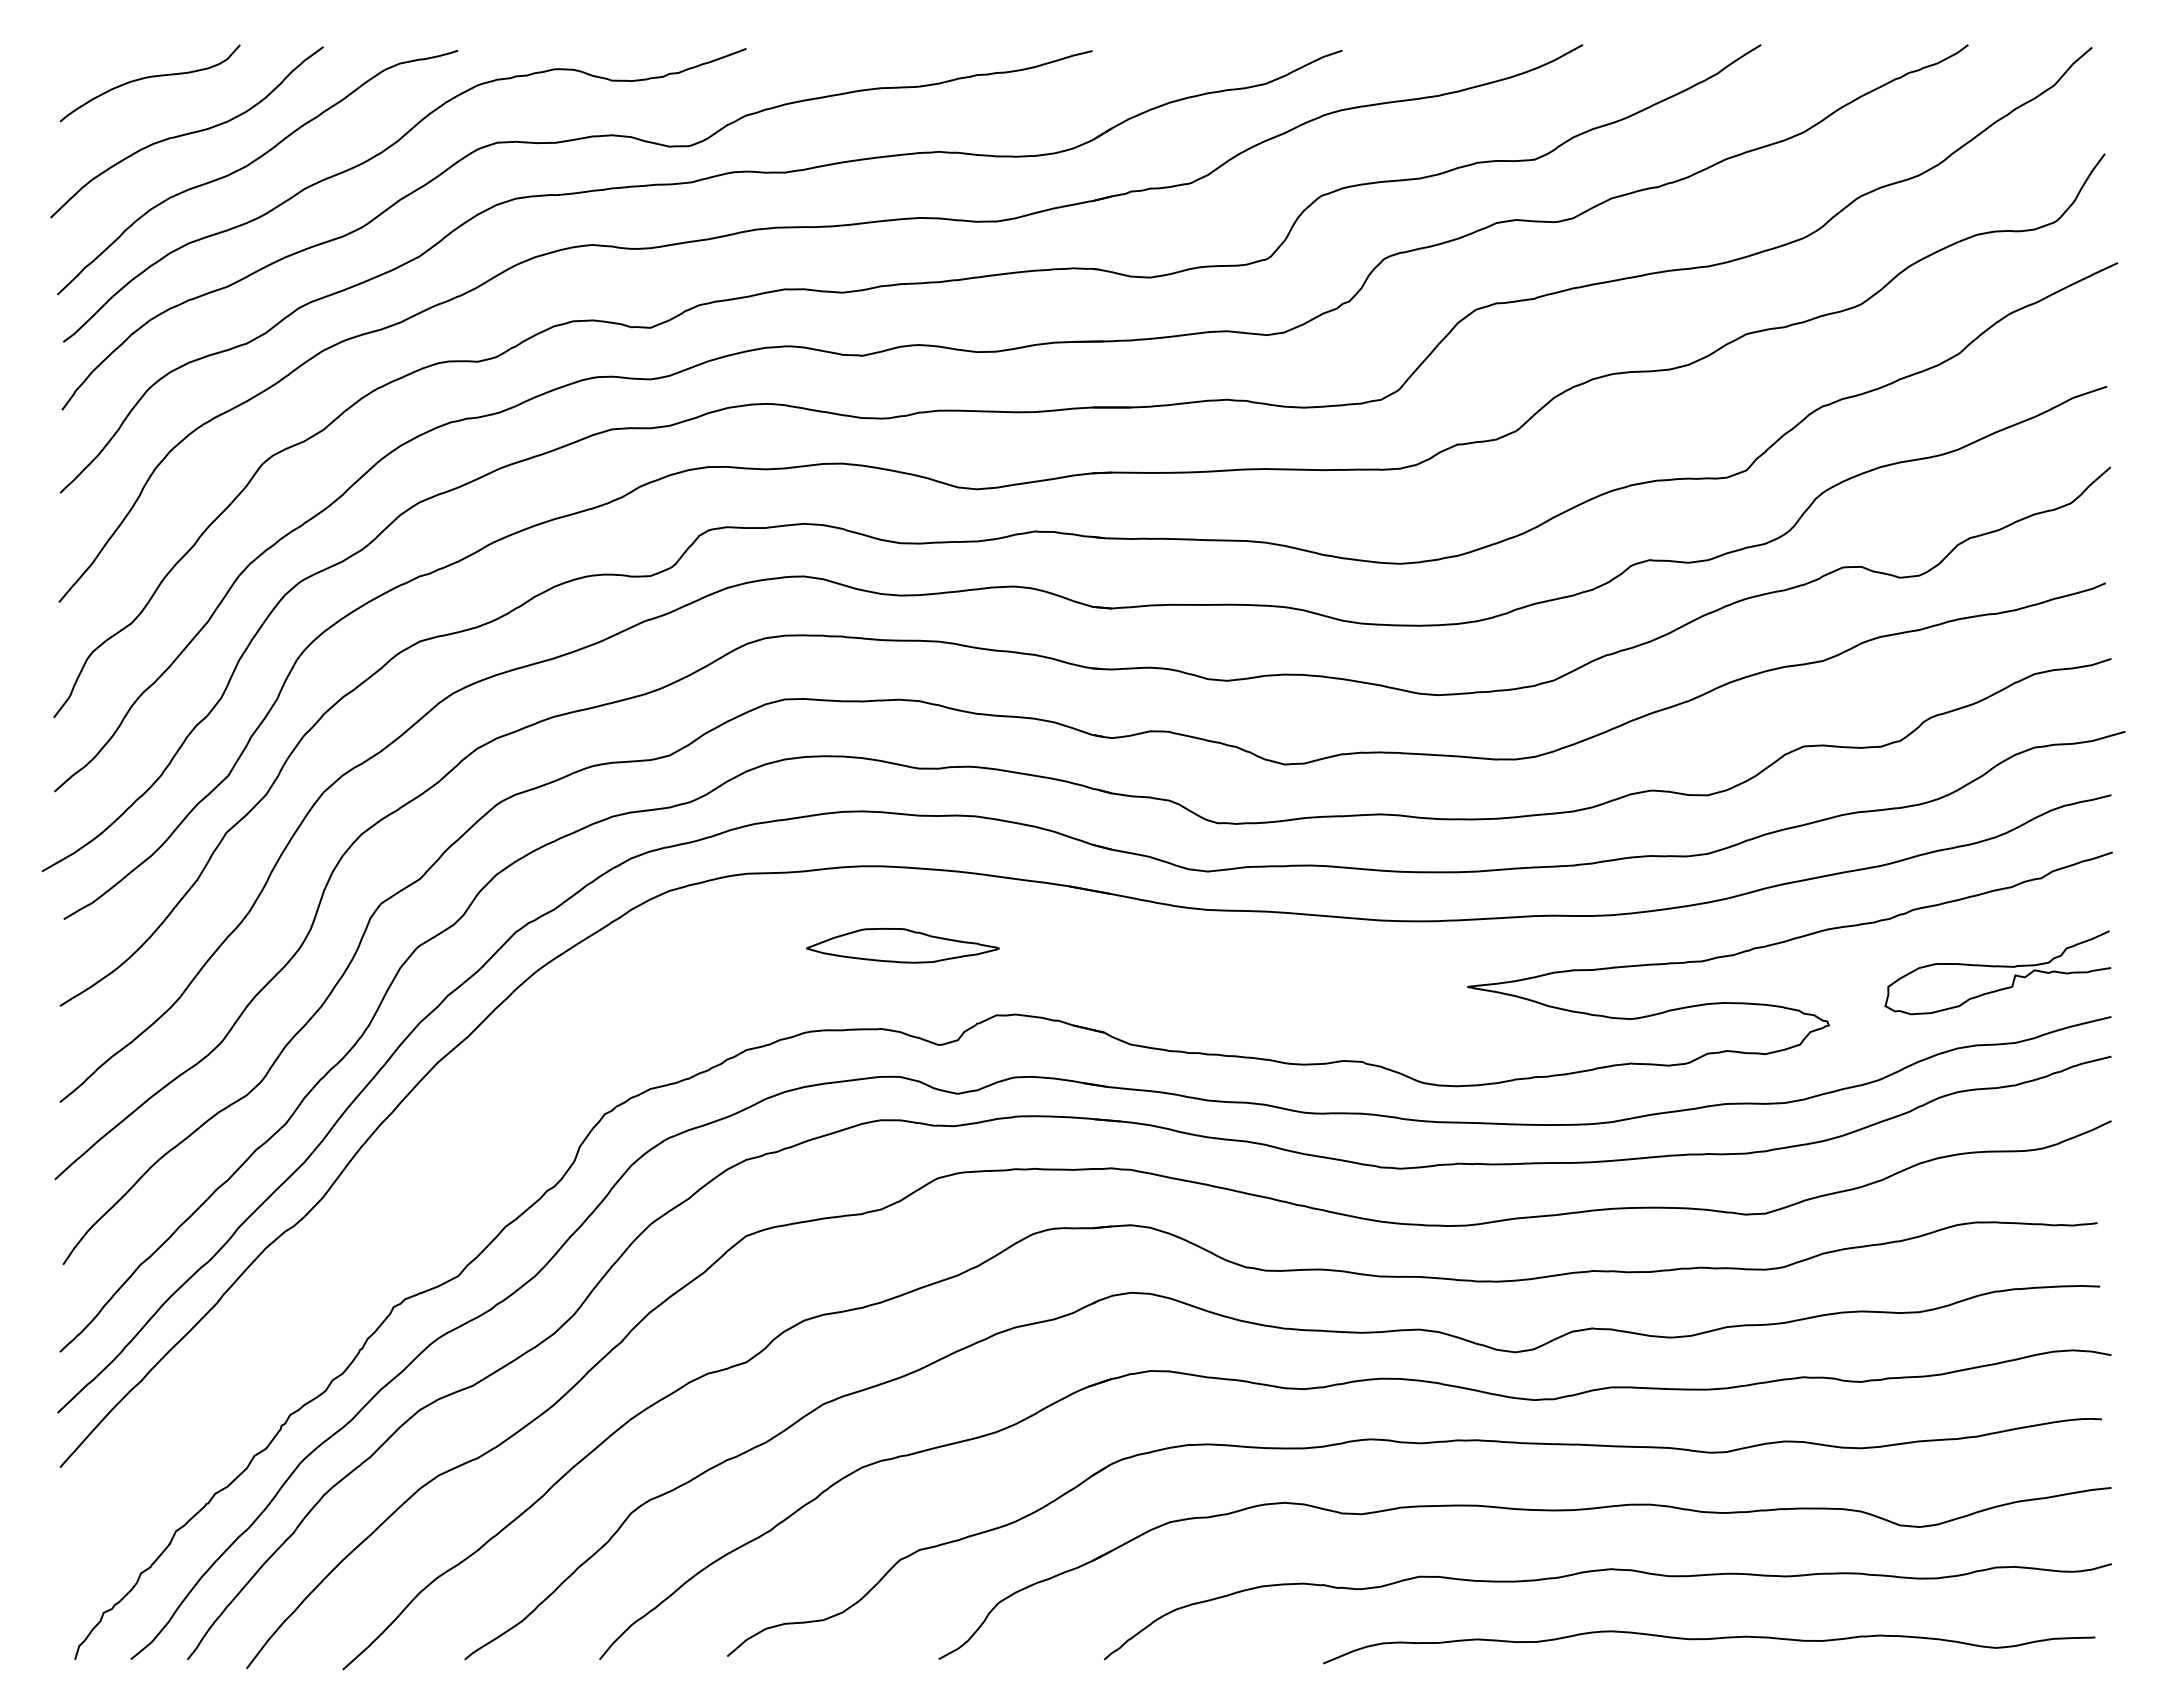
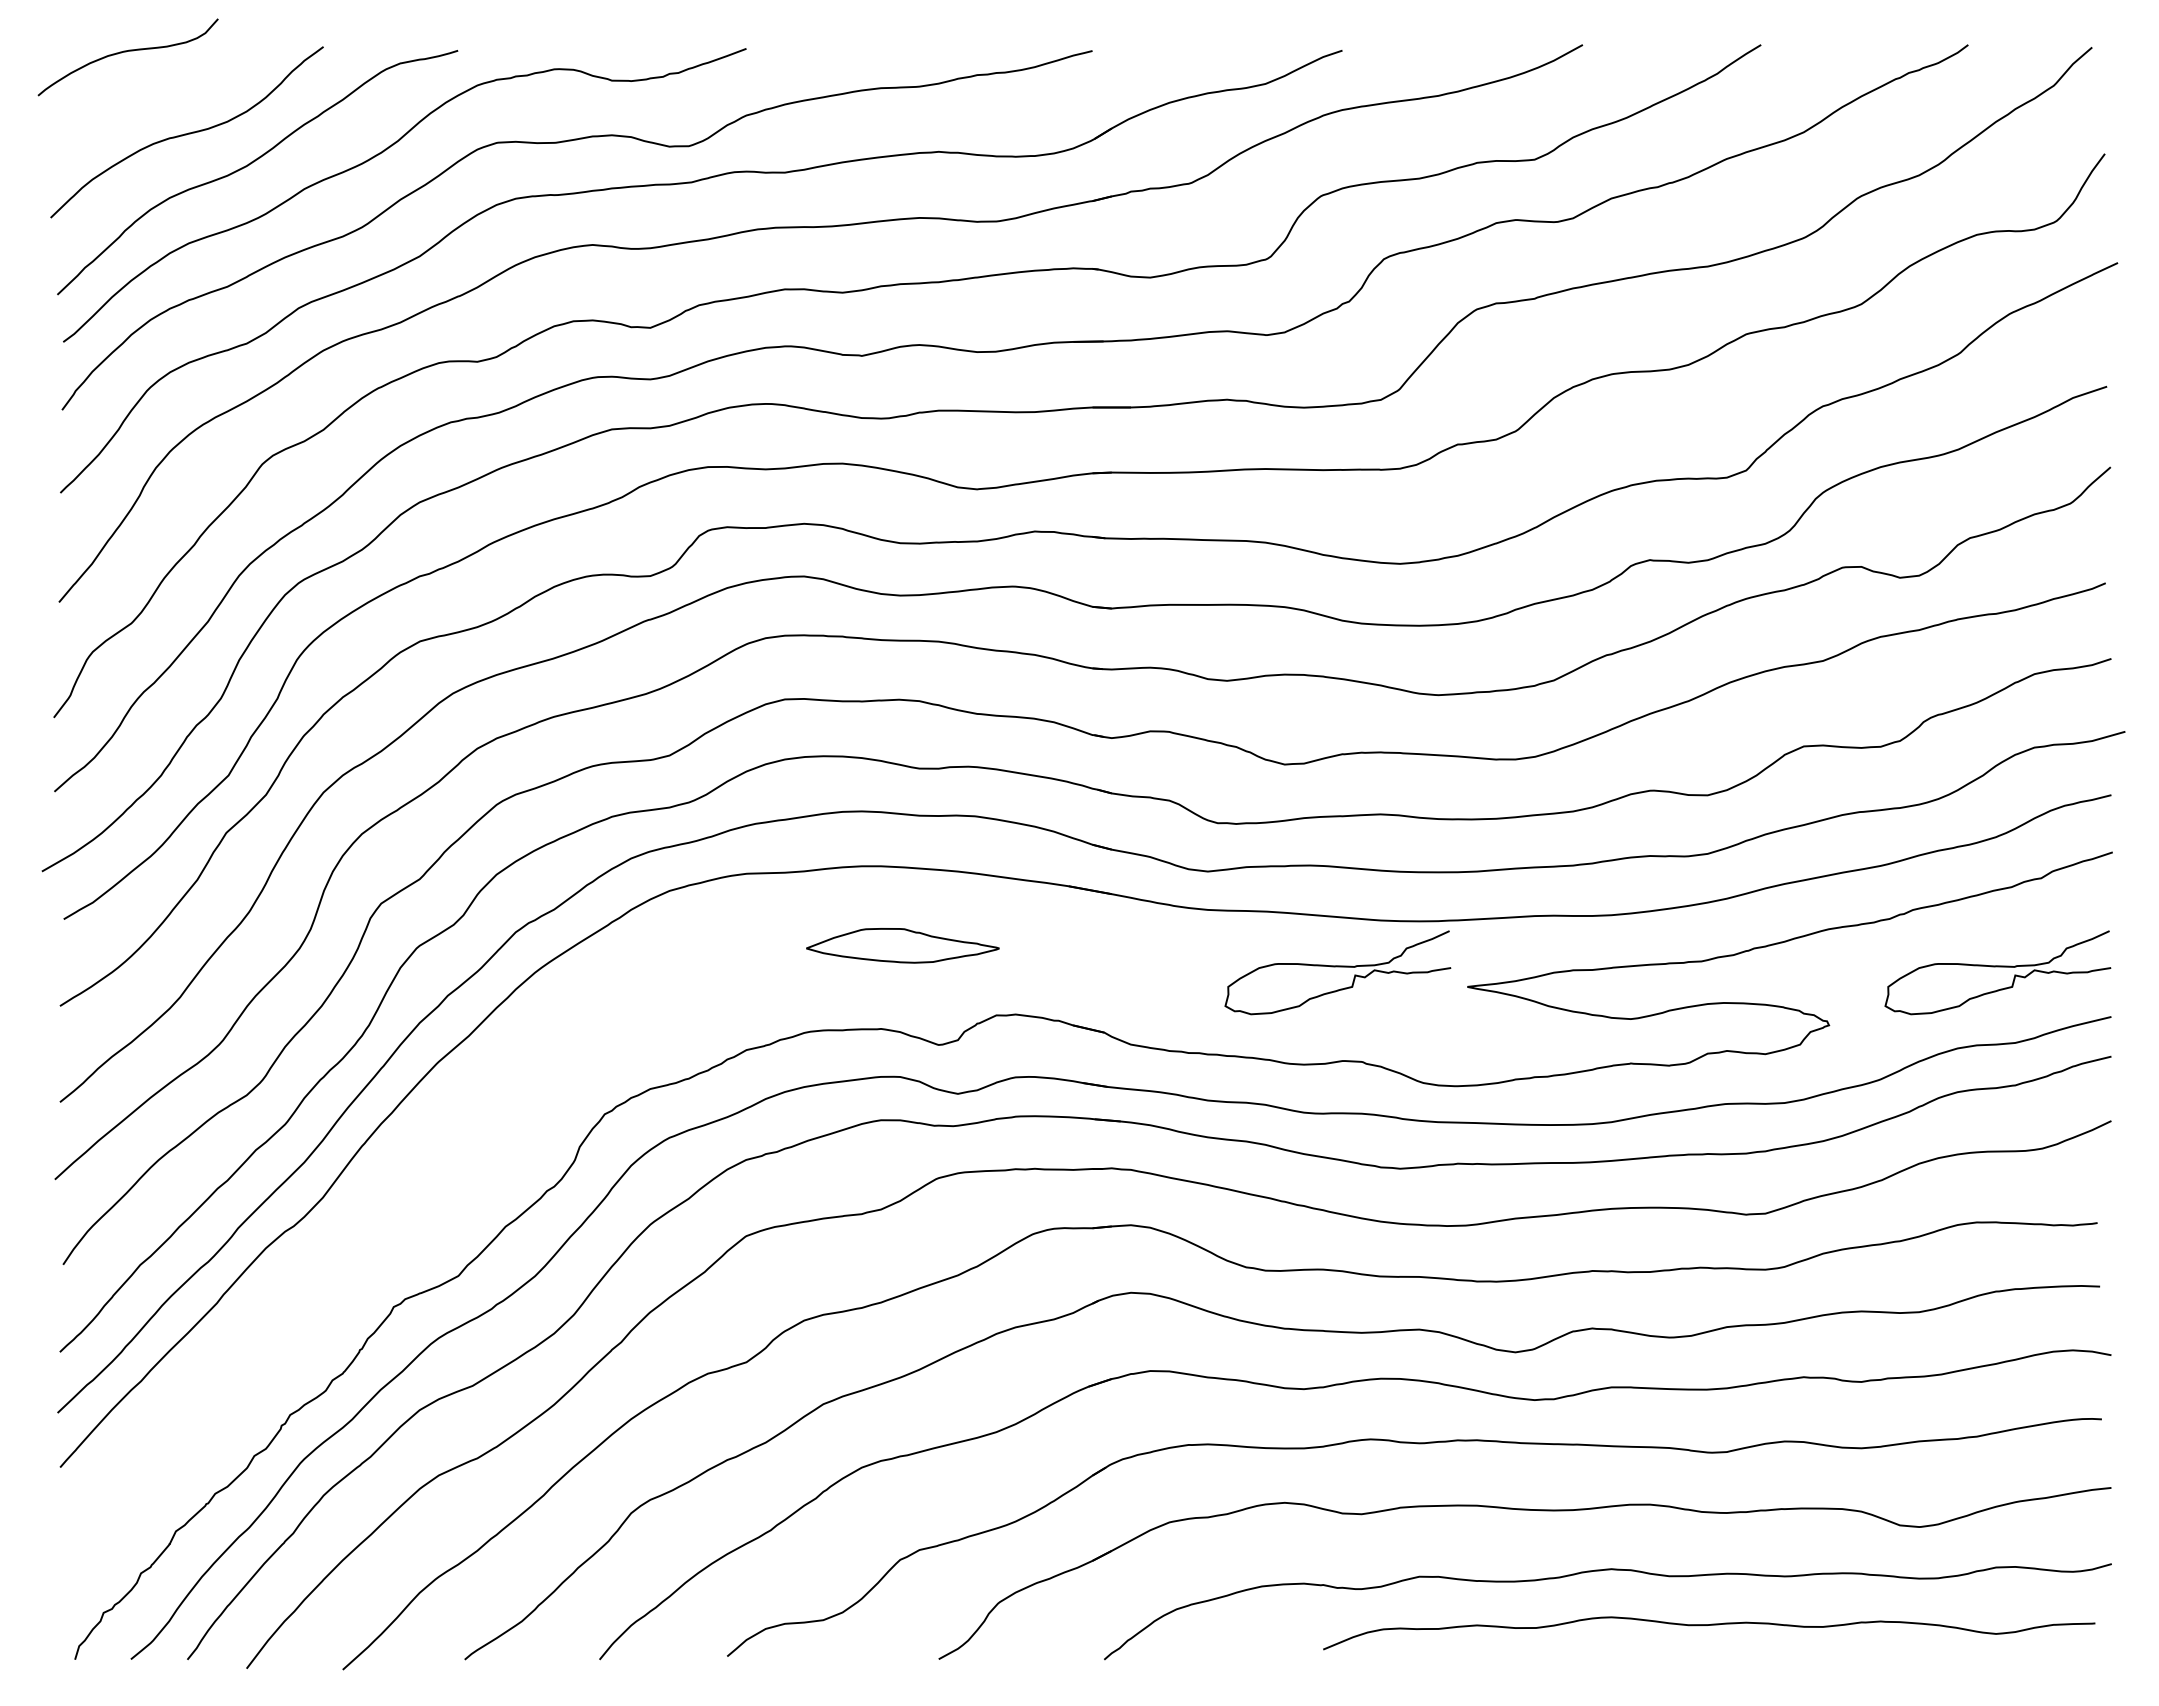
curve position: (148, 78) -> (126, 52) (126, 52)
curve: none -> present (1337, 967)
curve position: (1709, 1639) -> (1709, 1625) (1709, 1625)
